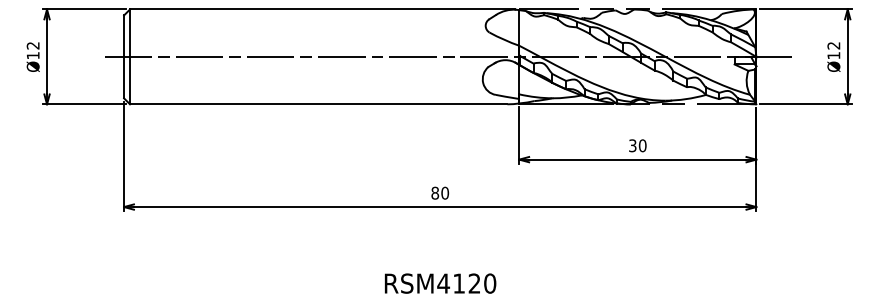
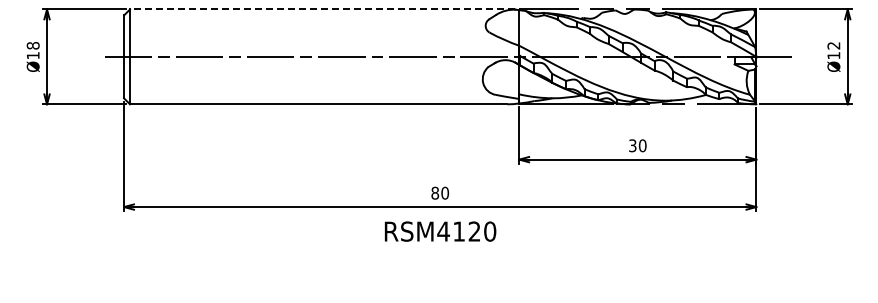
line: solid -> dashed (321, 9)
text: Ø12 -> Ø18 (32, 45)
text position: (440, 283) -> (440, 231) (440, 231)
